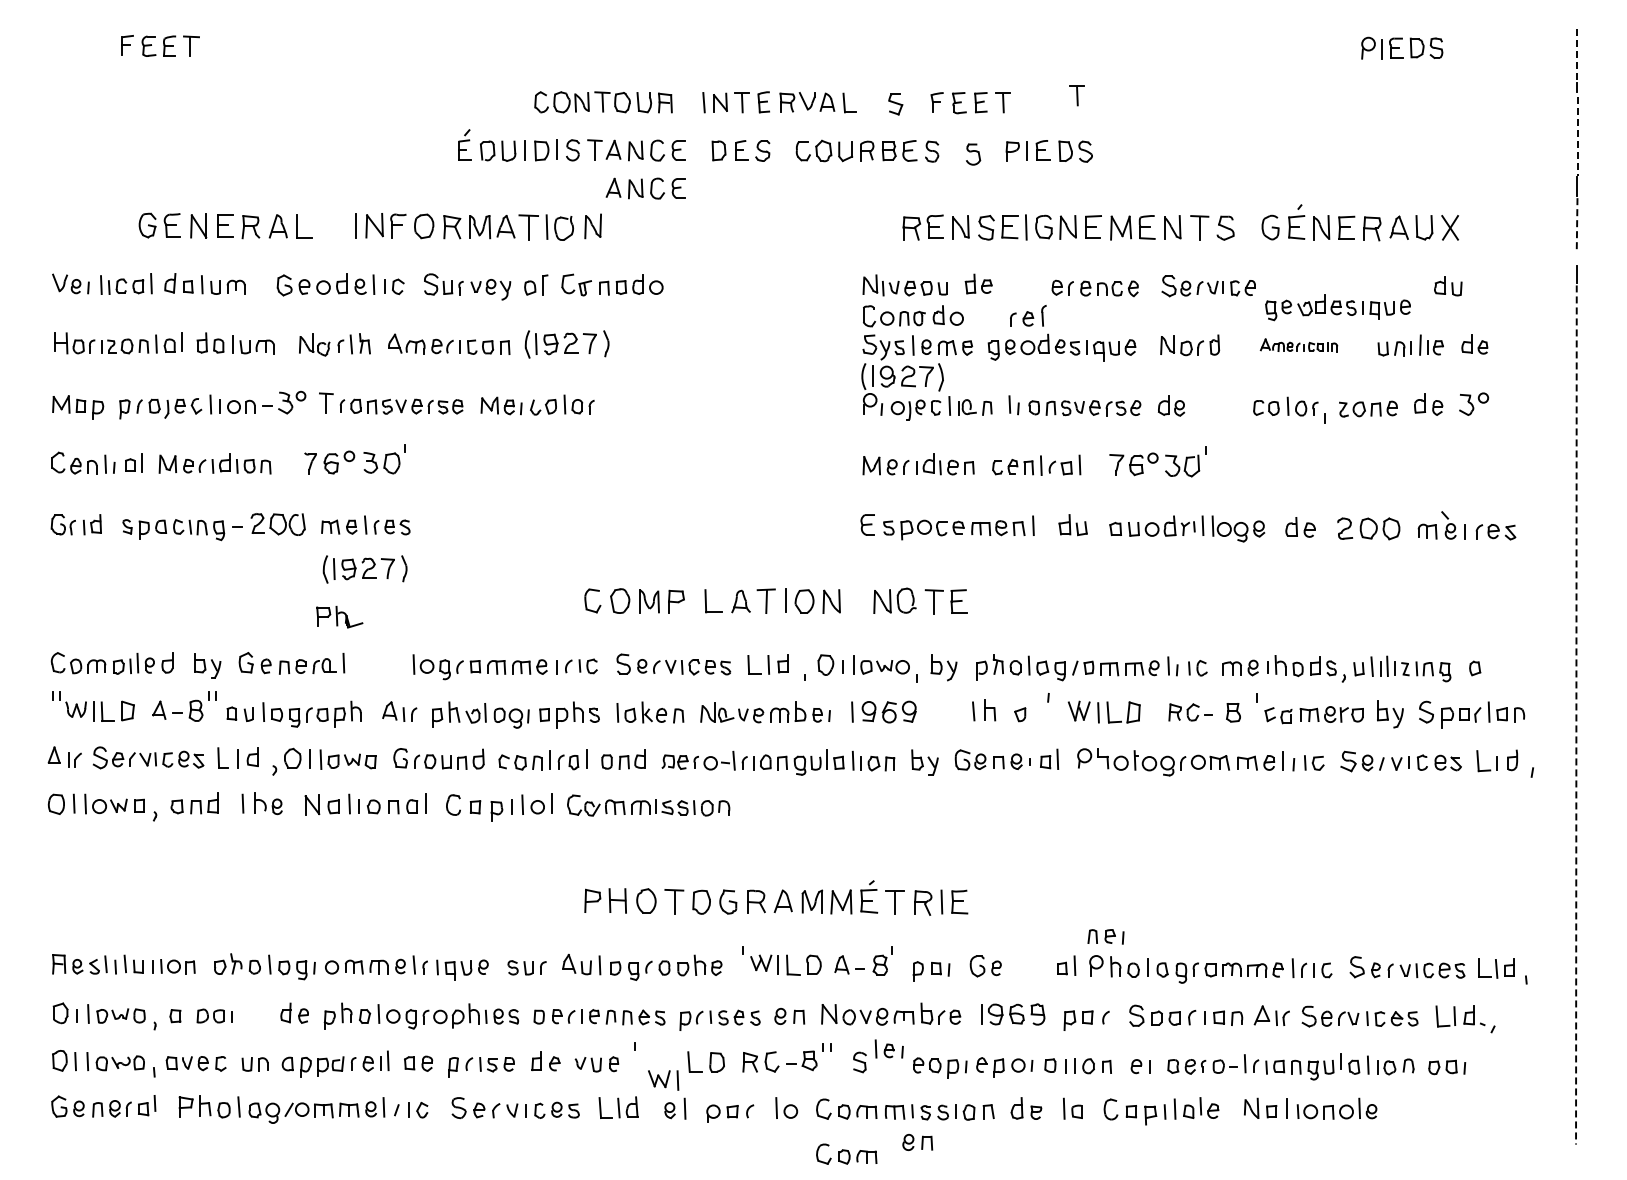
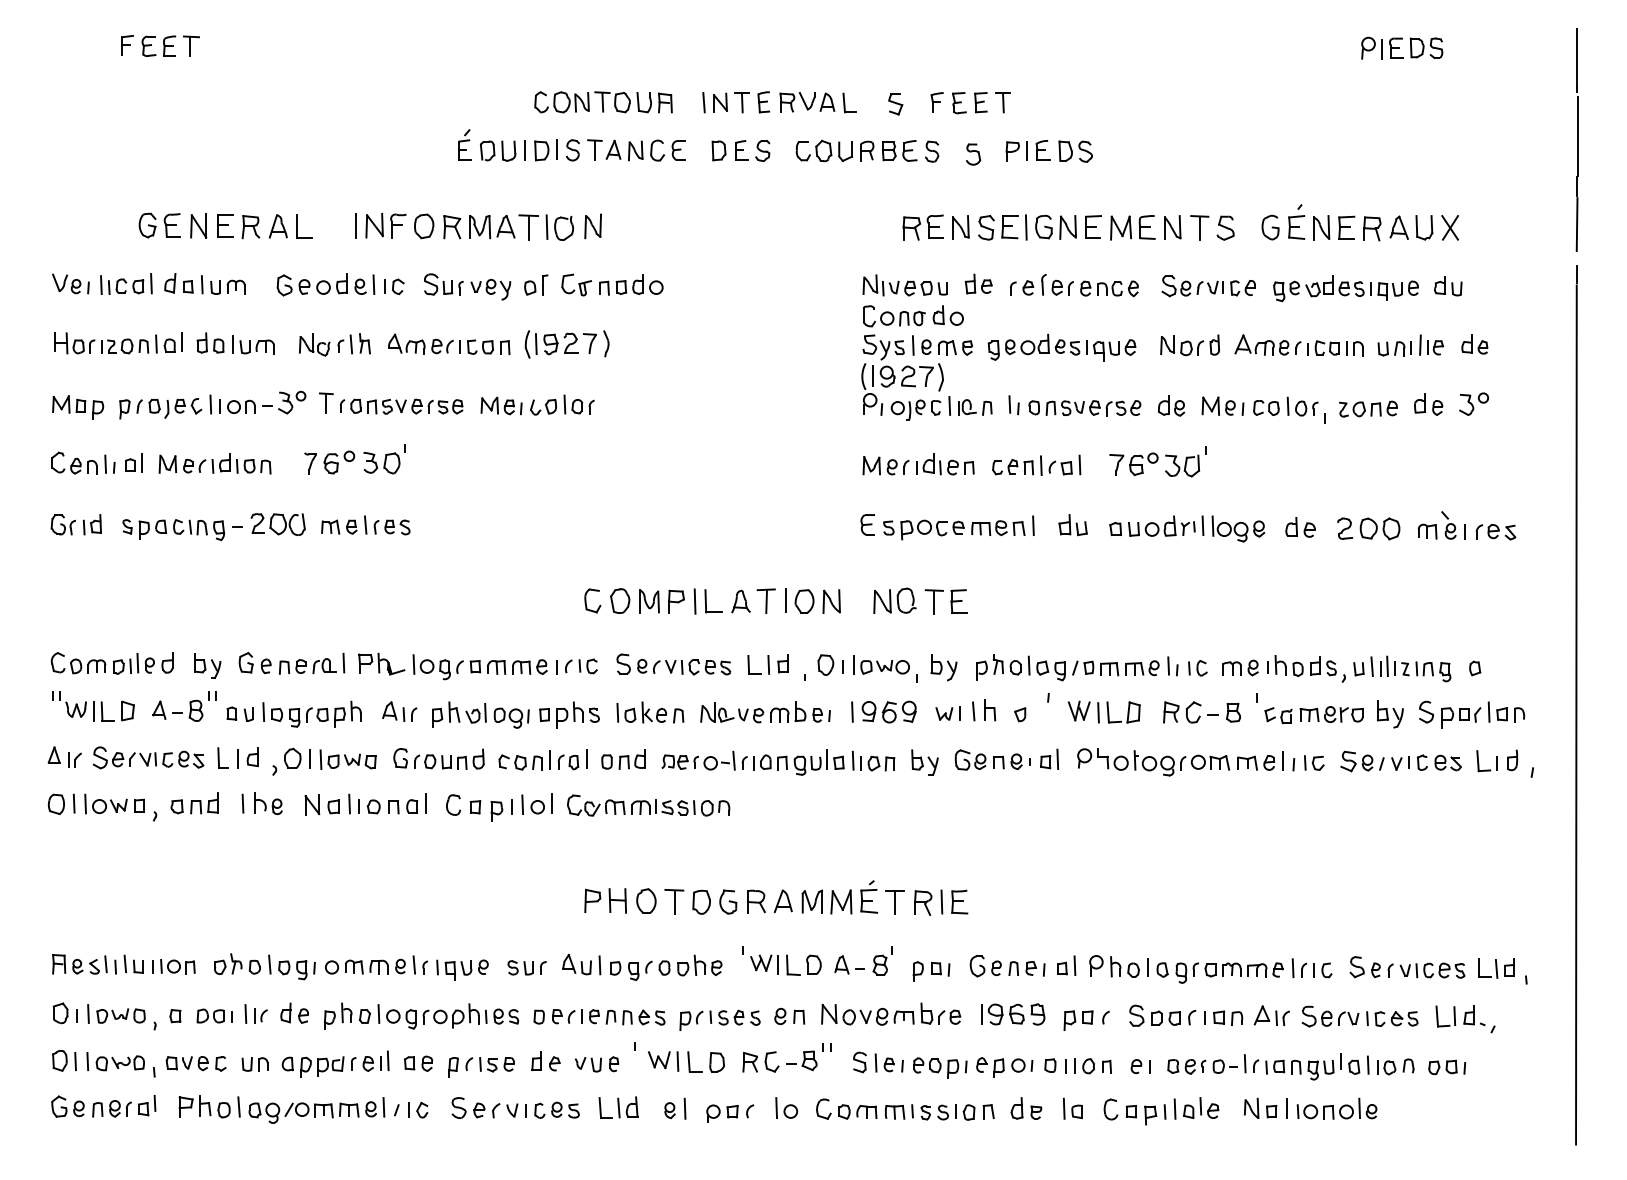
line: dashed -> solid (1577, 55)
part: present -> none (1076, 95)
line: dashed -> solid (1578, 137)
part: present -> none (645, 188)
line: dashed -> solid (1577, 225)
part position: (1337, 307) -> (1345, 288) (1345, 288)
part position: (1028, 315) -> (1028, 284) (1028, 284)
part size: 80x15 px -> 130x23 px (1298, 345)
part: none -> present (1222, 405)
part: present -> none (364, 569)
line: none -> present (694, 601)
part position: (339, 616) -> (381, 663) (381, 663)
part size: 45x19 px -> 56x23 px (1190, 712)
part: none -> present (947, 713)
line: dashed -> solid (1576, 715)
part position: (1105, 936) -> (1026, 968) (1026, 968)
part: none -> present (255, 1013)
part position: (888, 1048) -> (888, 1062) (888, 1062)
part position: (663, 1080) -> (663, 1061) (663, 1061)
part: present -> none (917, 1142)
part: present -> none (846, 1153)
